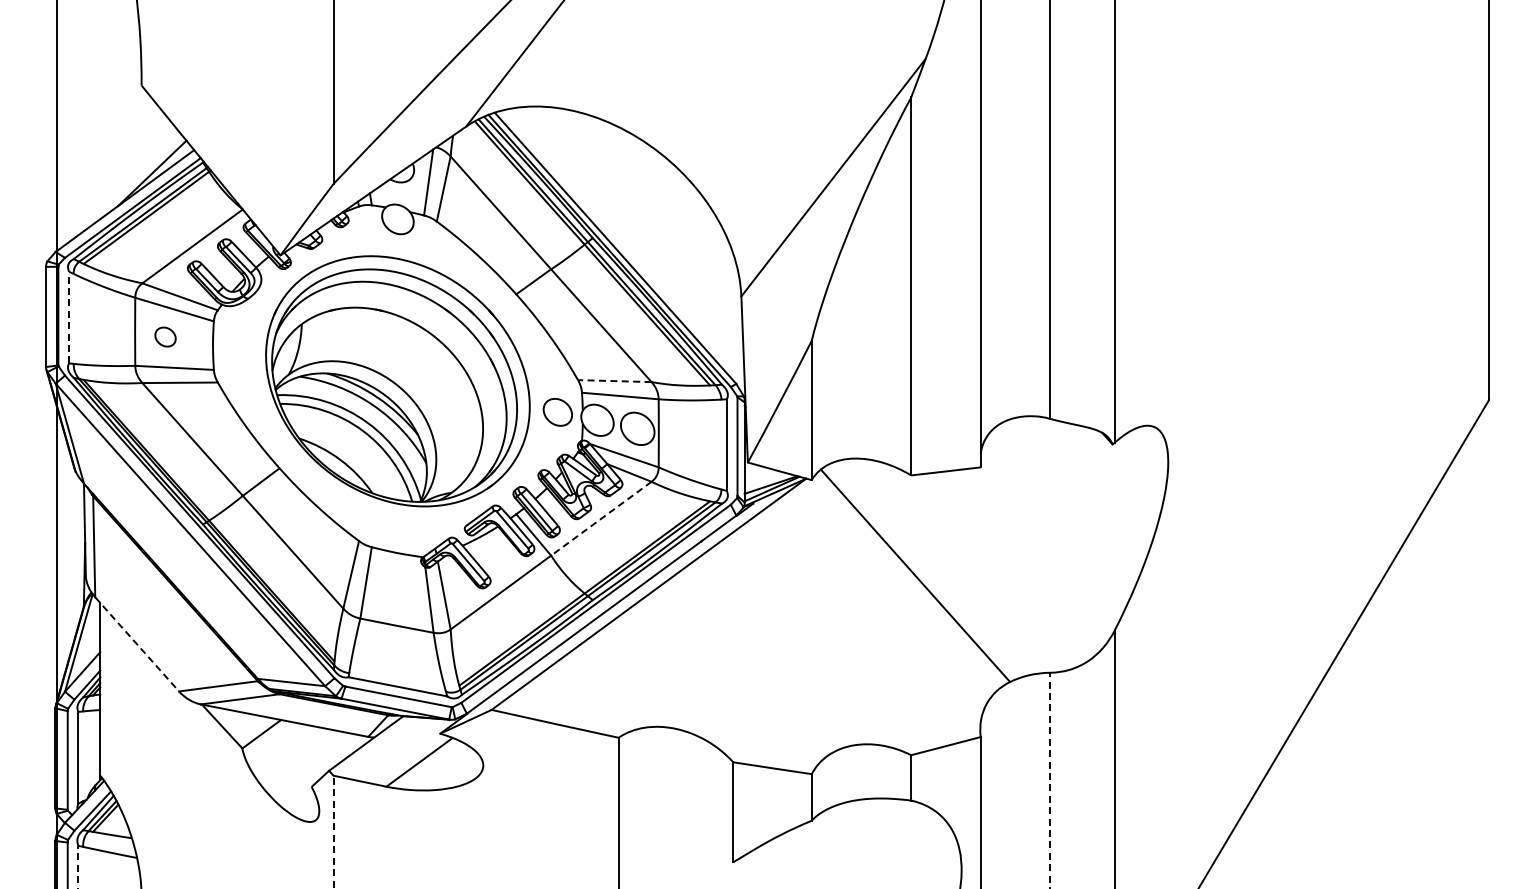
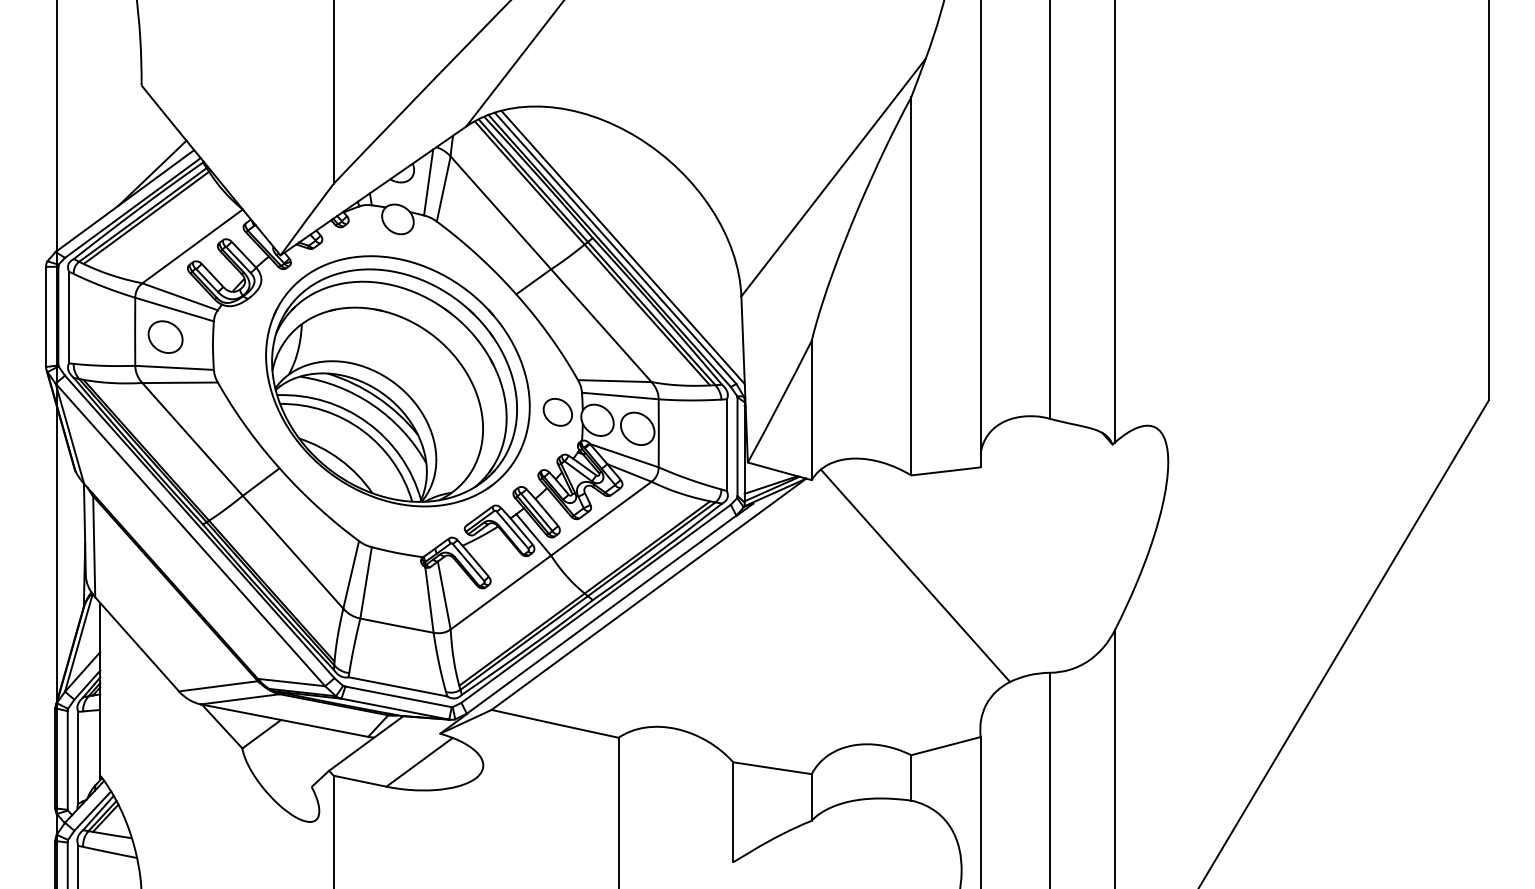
line: none -> present (622, 247)
line: dashed -> solid (69, 317)
part size: 23x22 px -> 37x34 px (165, 336)
line: dashed -> solid (614, 381)
line: dashed -> solid (600, 519)
line: dashed -> solid (137, 644)
line: dashed -> solid (1049, 780)
line: dashed -> solid (333, 831)
line: dashed -> solid (78, 866)
